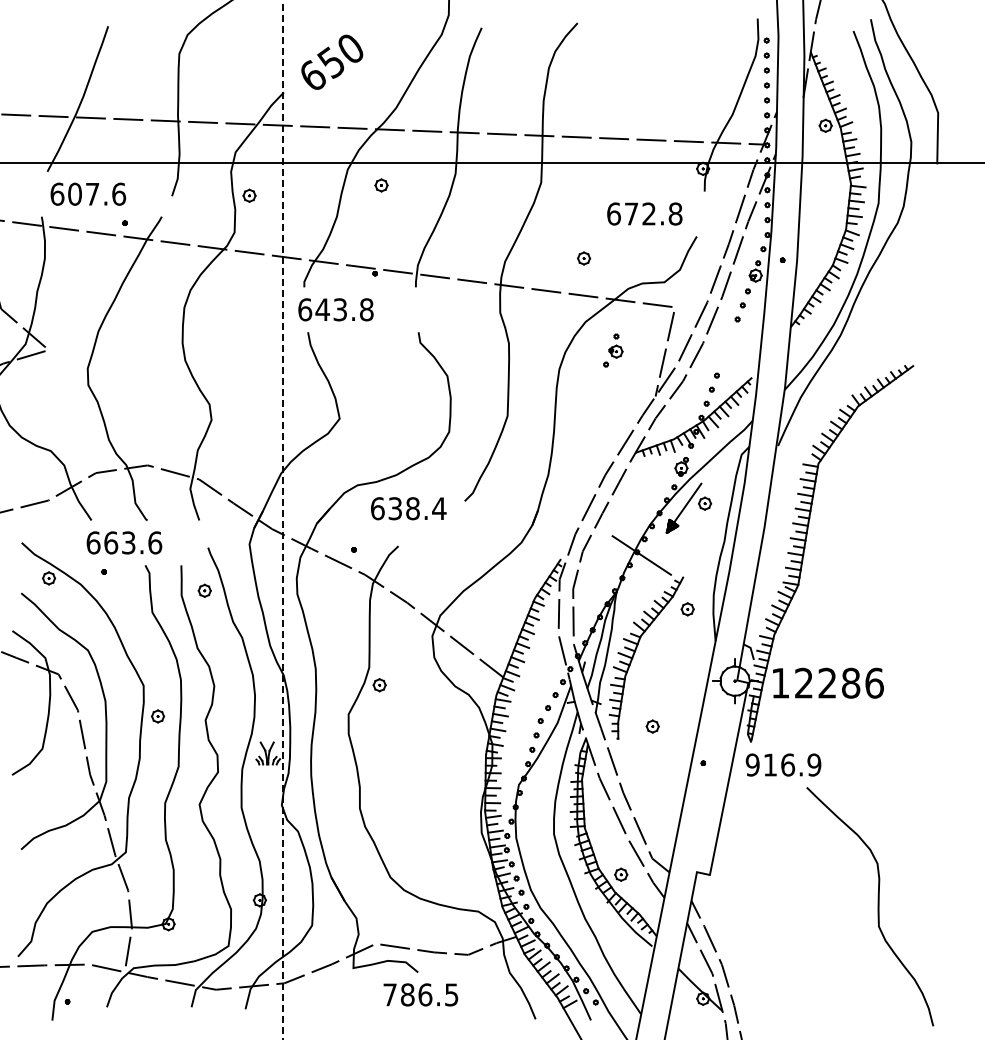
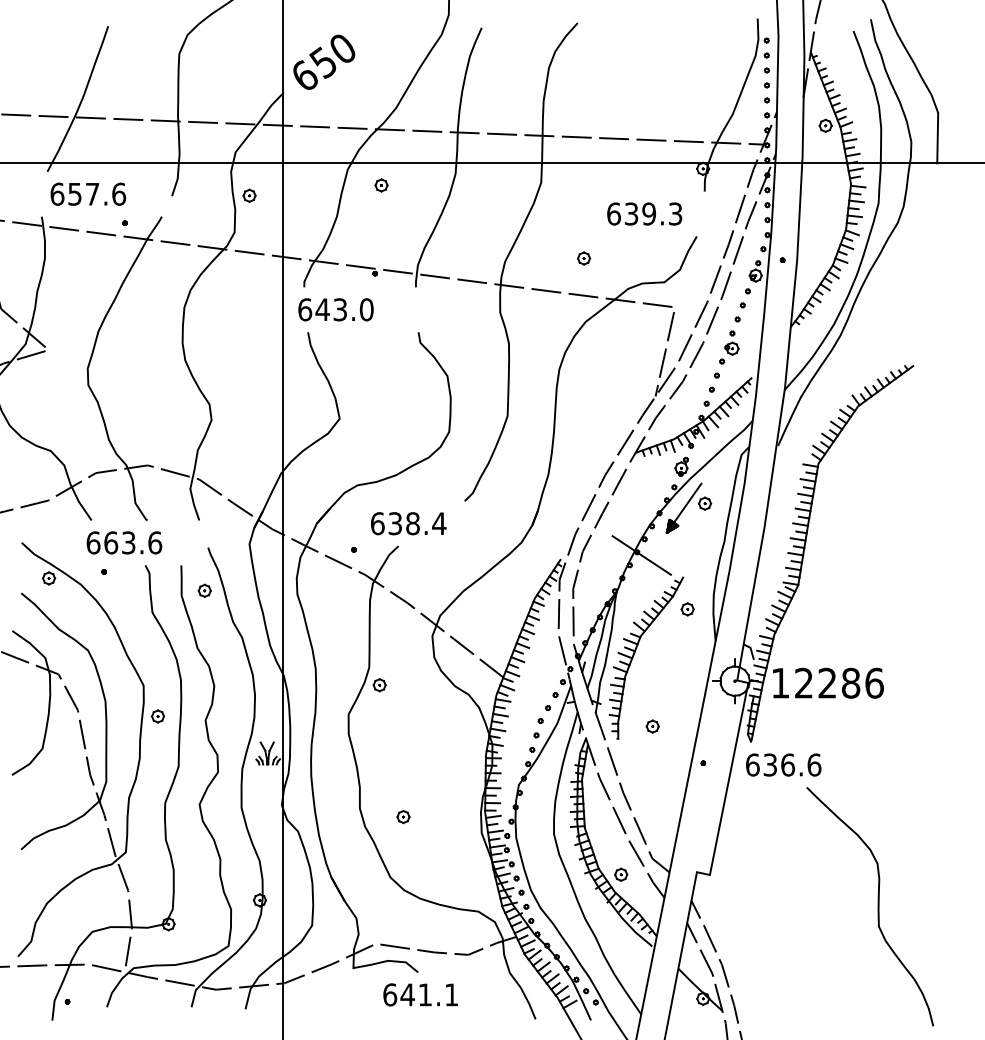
text position: (332, 61) -> (324, 61) (324, 61)
text: 607.6 -> 657.6 (74, 193)
text: 672.8 -> 639.3 (653, 213)
text: 643.8 -> 643.0 (366, 309)
part position: (613, 350) -> (729, 347) (729, 347)
text position: (408, 508) -> (408, 523) (408, 523)
line: dashed -> solid (282, 519)
text: 916.9 -> 636.6 (783, 764)
part: none -> present (403, 817)
text: 786.5 -> 641.1 (420, 994)
